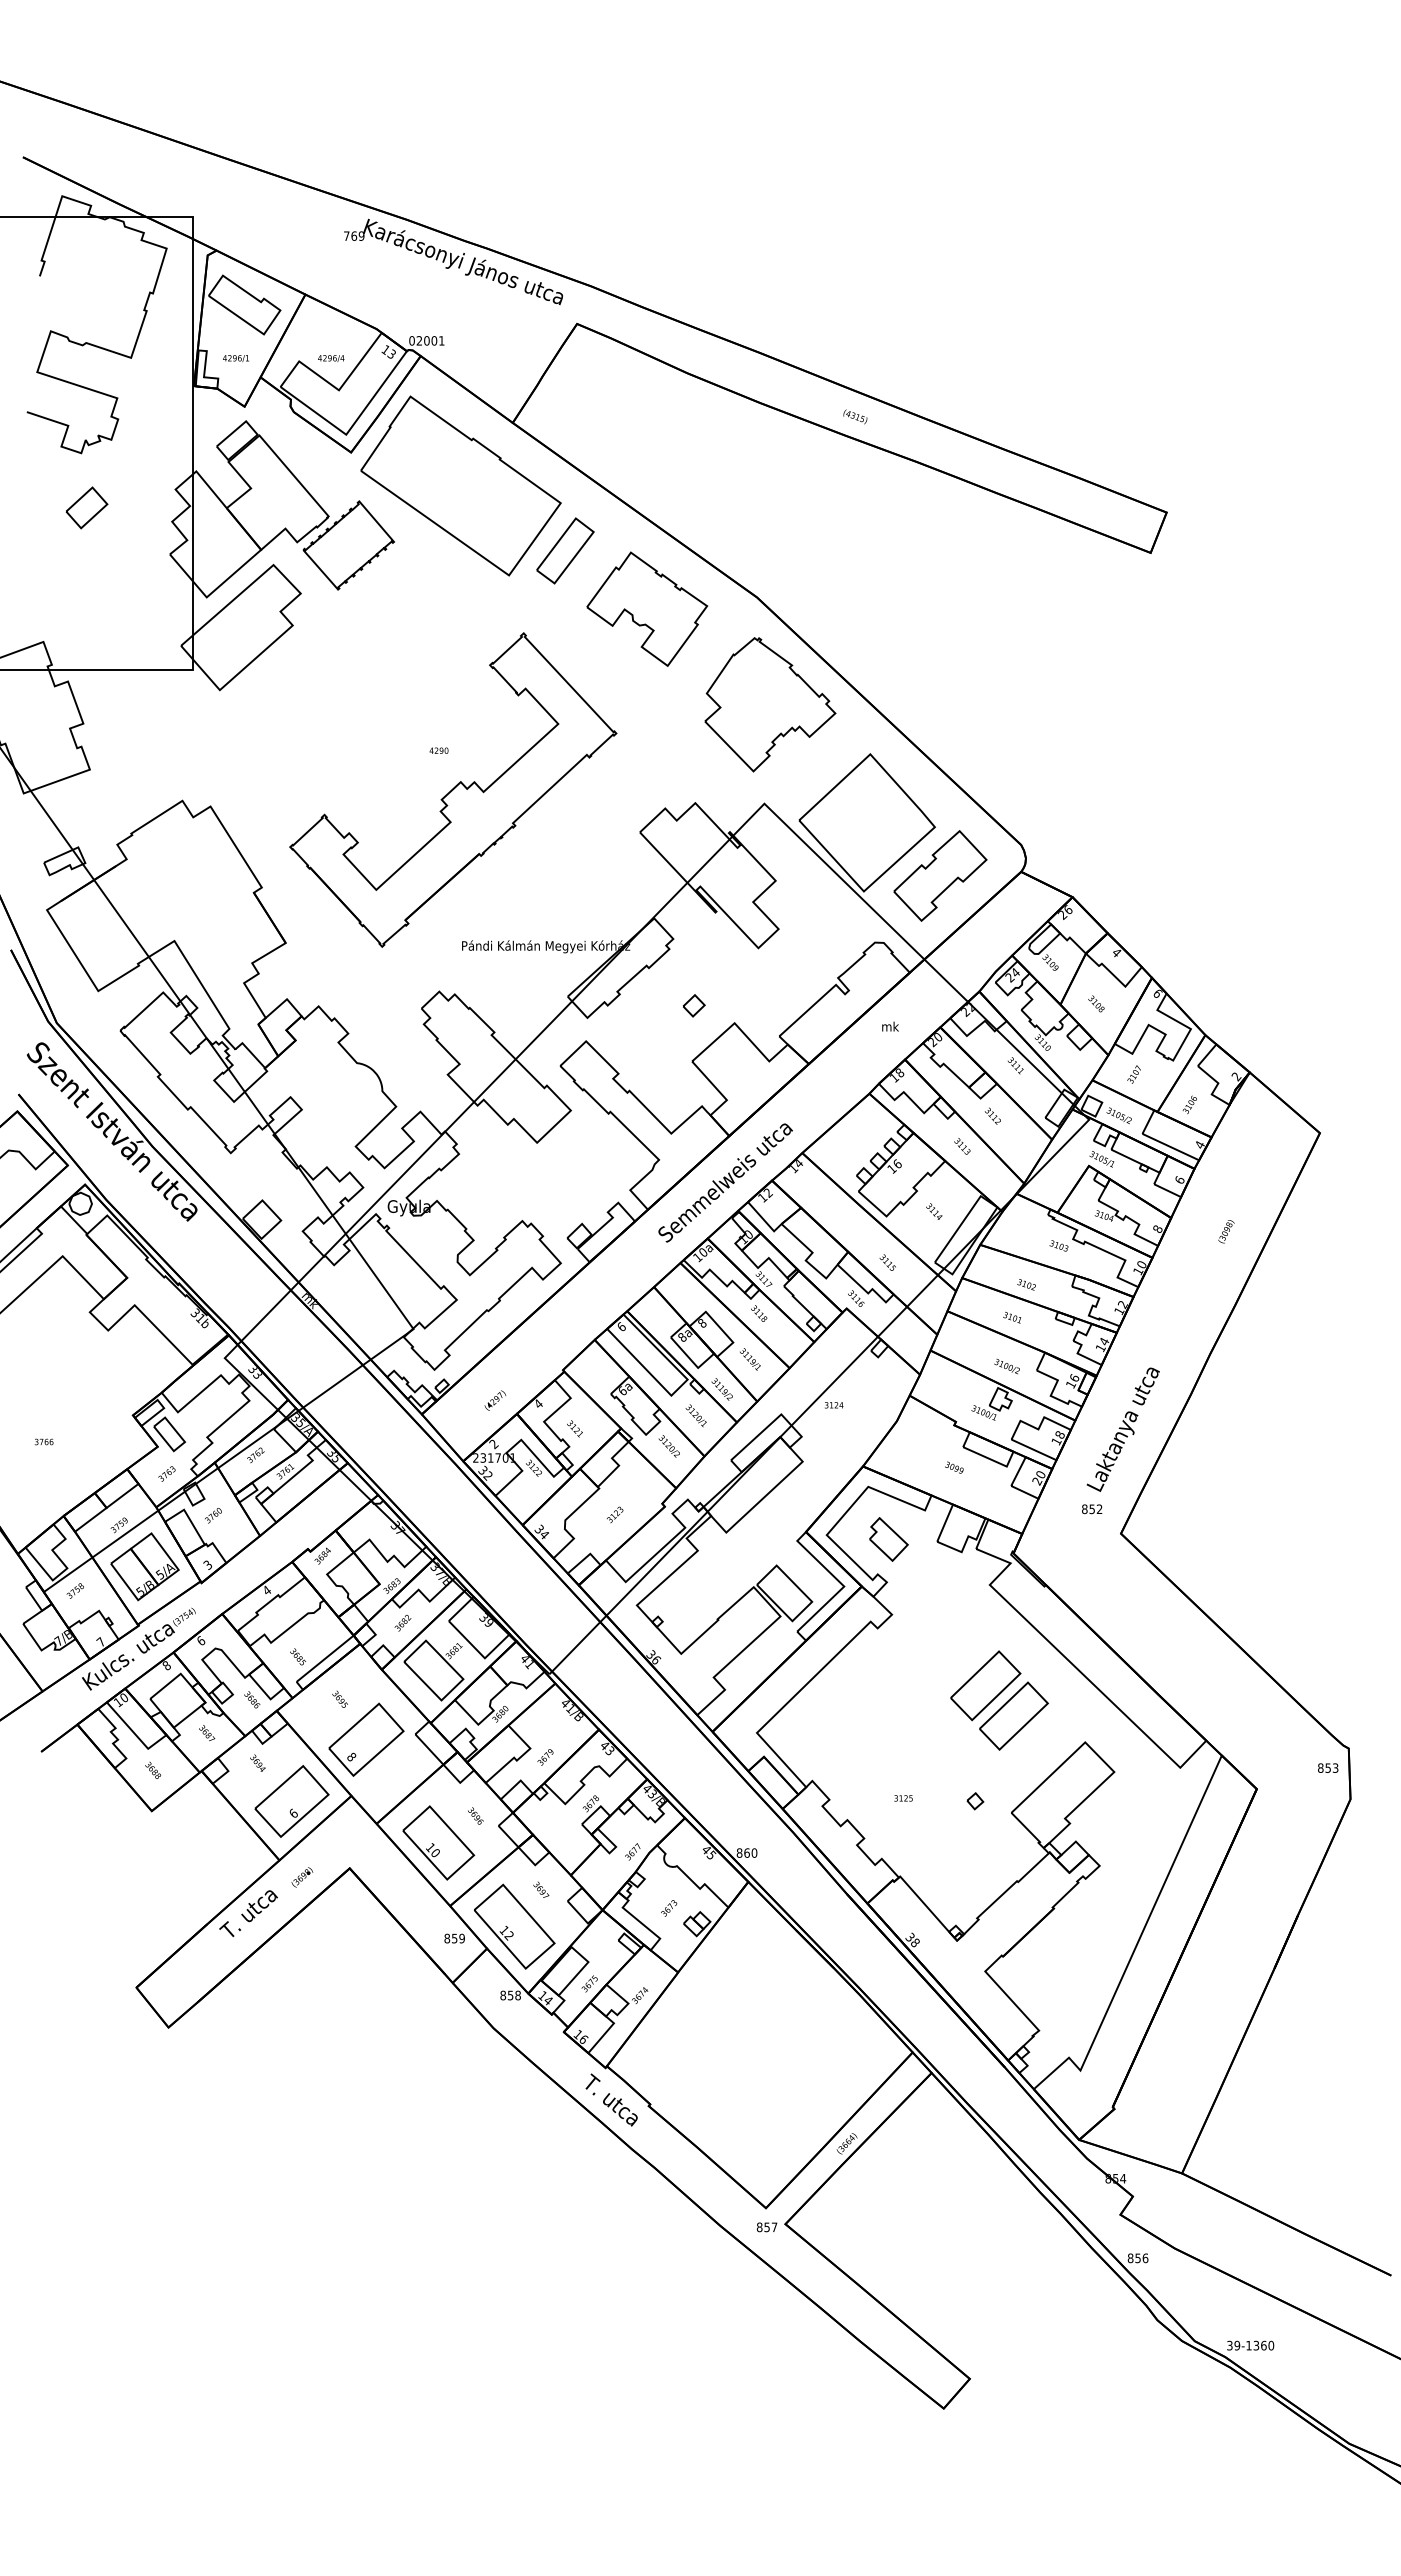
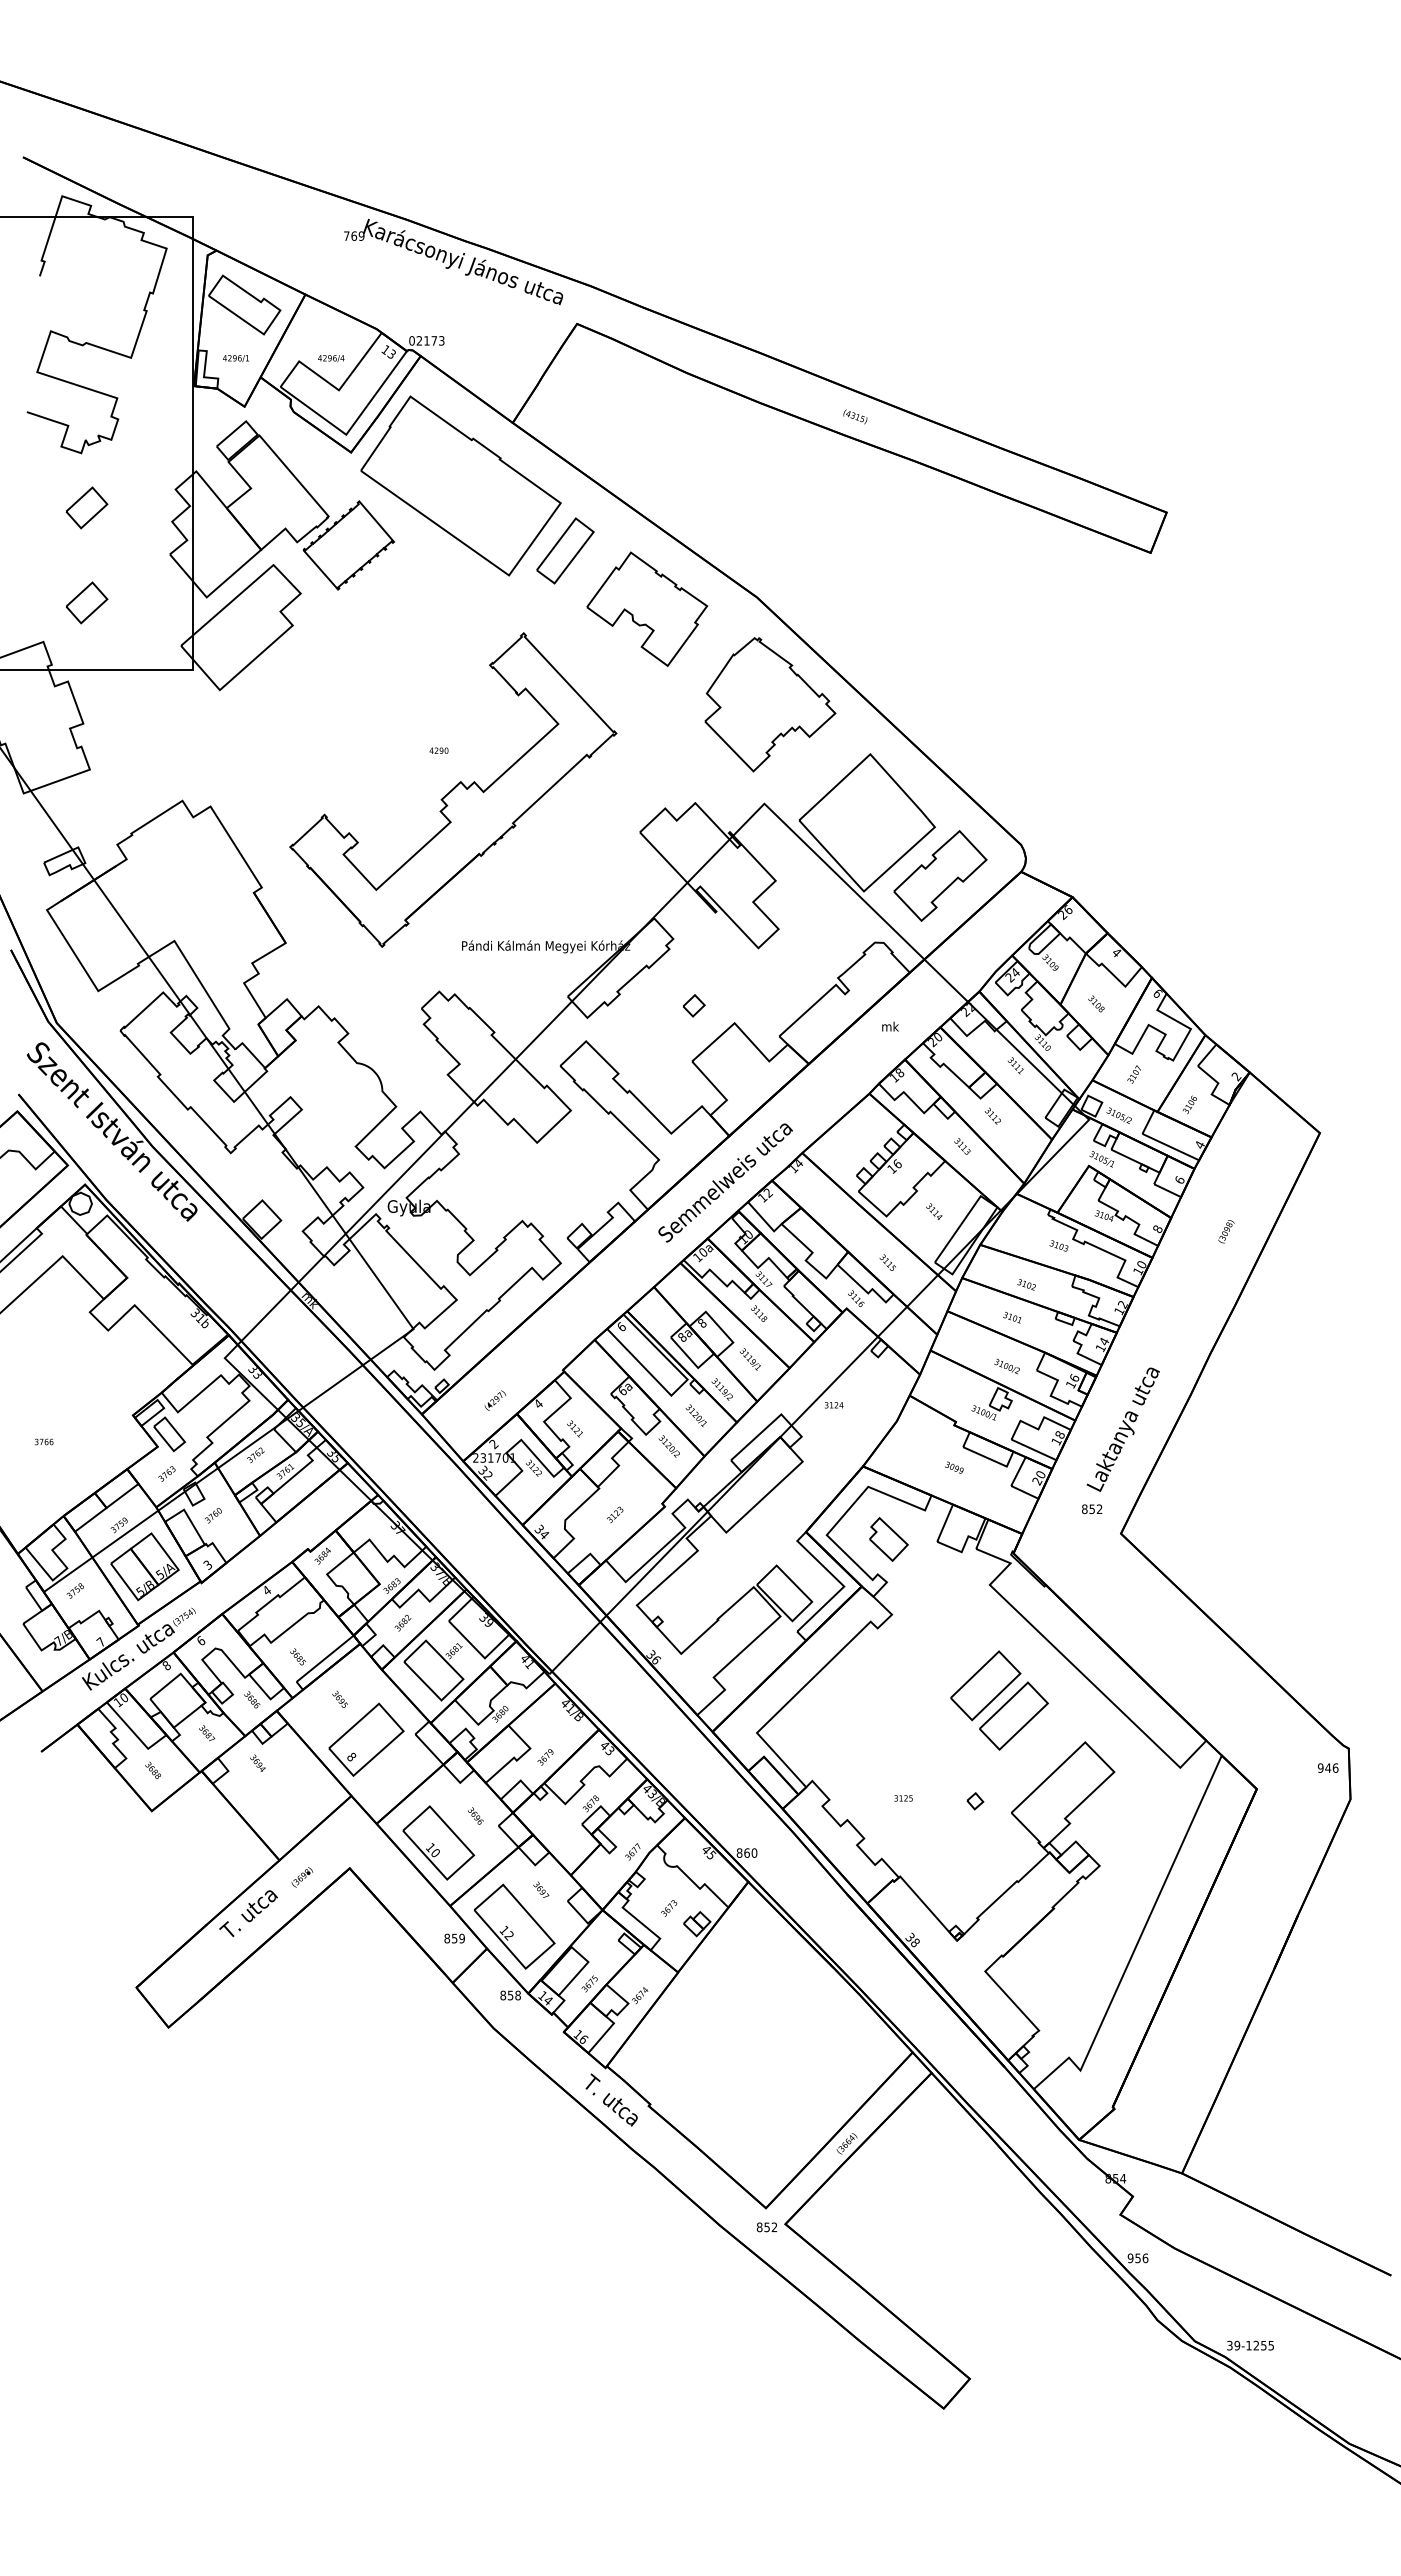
text: 02001 -> 02173 (434, 340)
part: none -> present (86, 602)
text: 853 -> 946 (1327, 1767)
part: present -> none (291, 1801)
text: 857 -> 852 (774, 2227)
text: 856 -> 956 (1130, 2258)
text: 39-1360 -> 39-1255 (1263, 2345)
